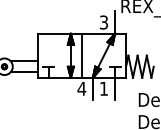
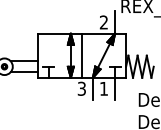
text: 3 -> 2 (103, 22)
text: 4 -> 3 (81, 88)
